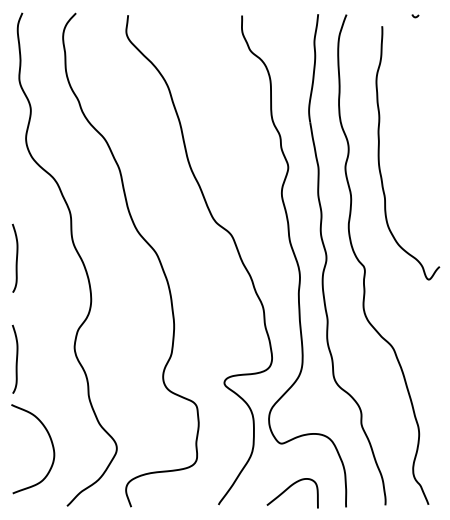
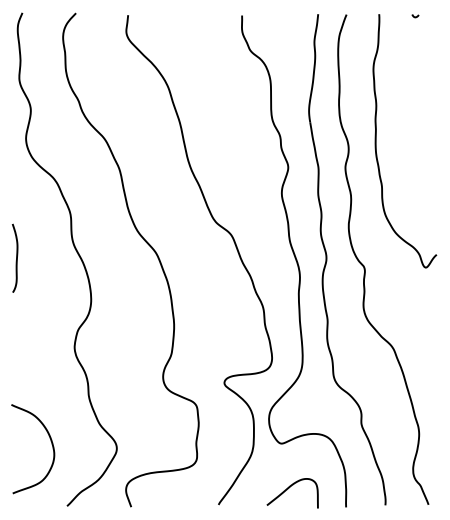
curve position: (379, 153) -> (376, 141) (376, 141)
curve: present -> none (16, 358)
